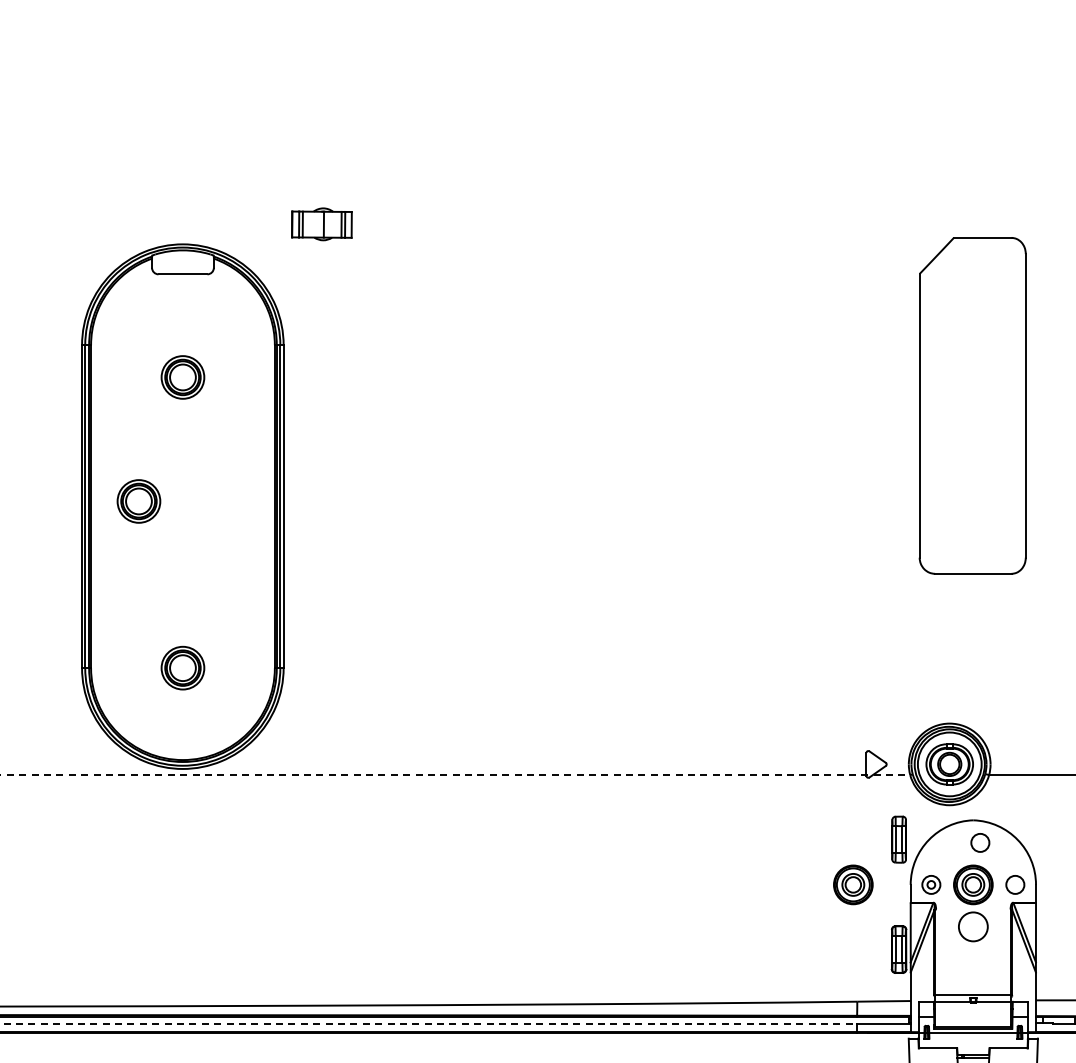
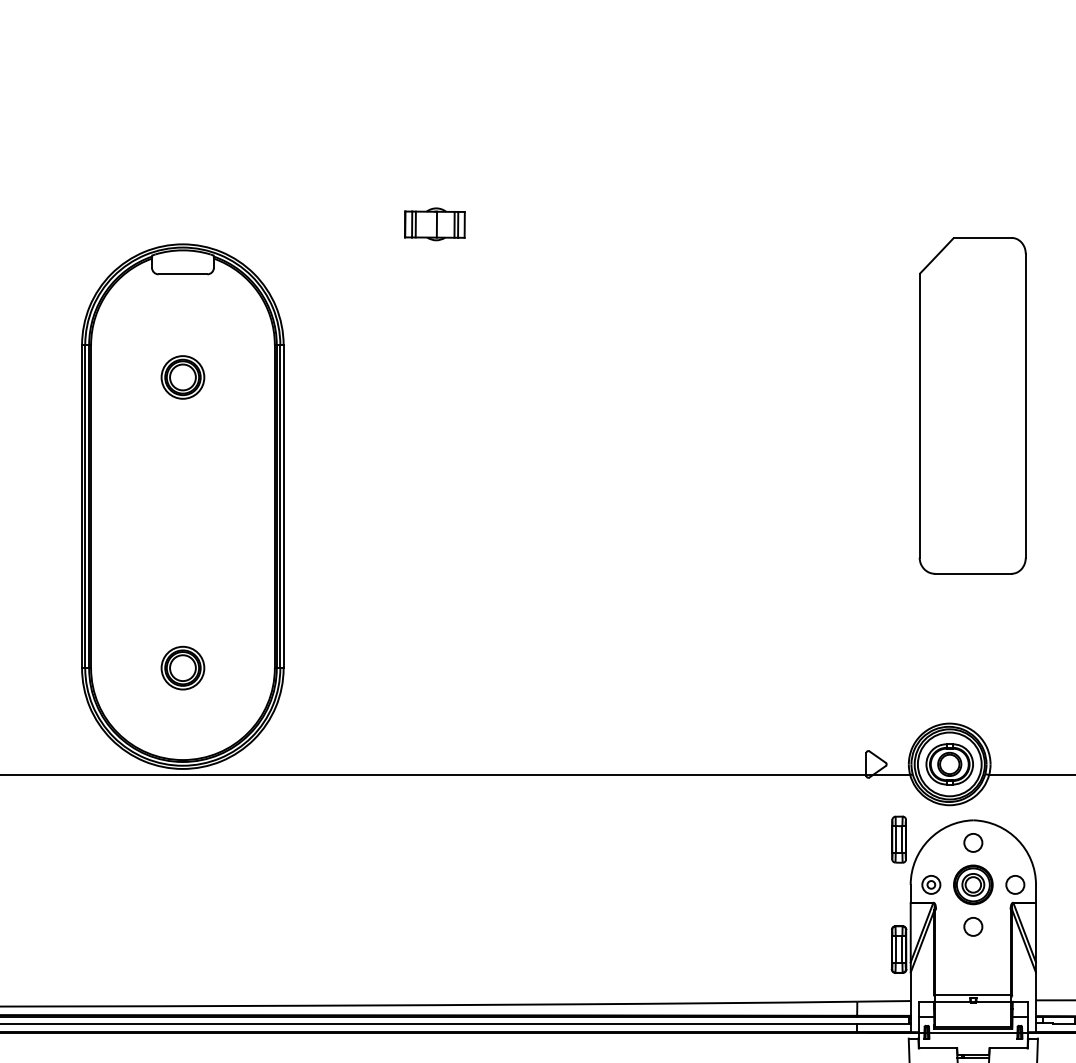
part position: (321, 224) -> (434, 224) (434, 224)
part: present -> none (138, 501)
line: dashed -> solid (455, 775)
circle position: (980, 842) -> (973, 842) (973, 842)
part: present -> none (853, 884)
circle diameter: 29 px -> 18 px (973, 926)
line: dashed -> solid (429, 1023)
